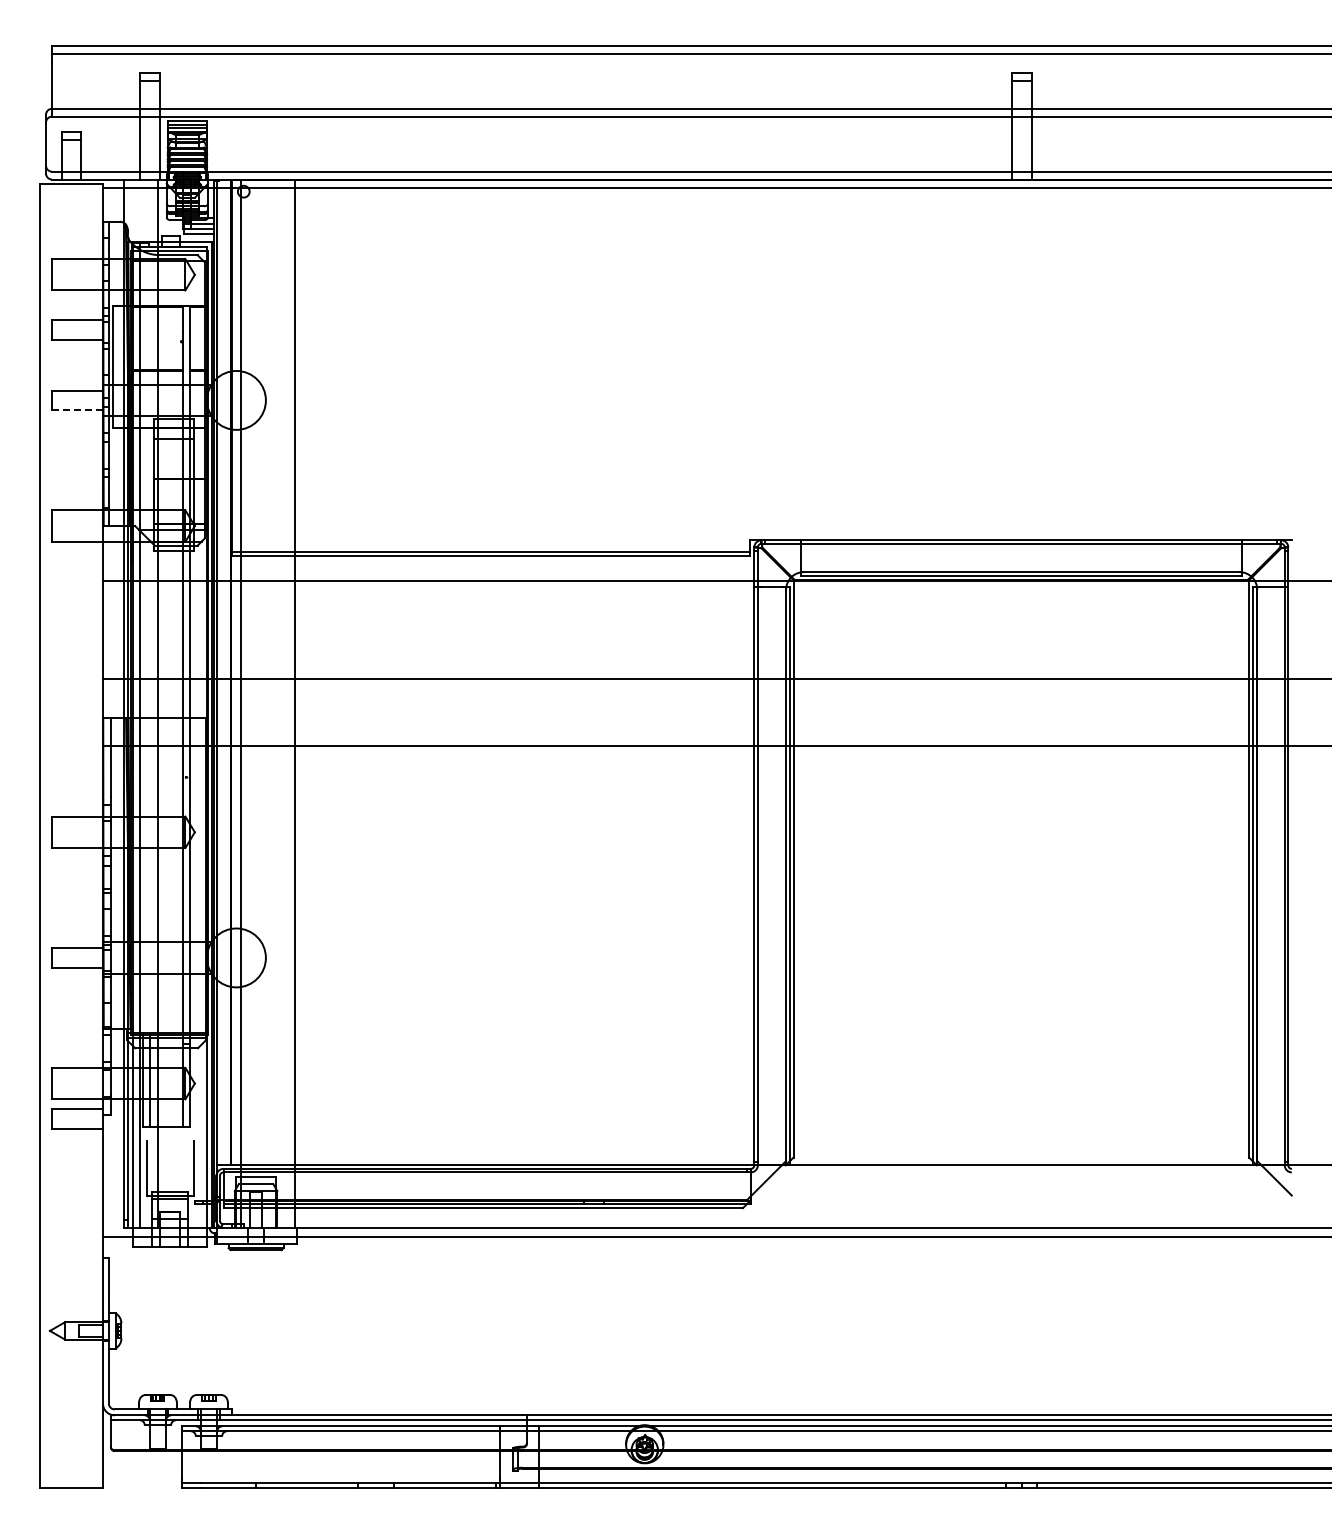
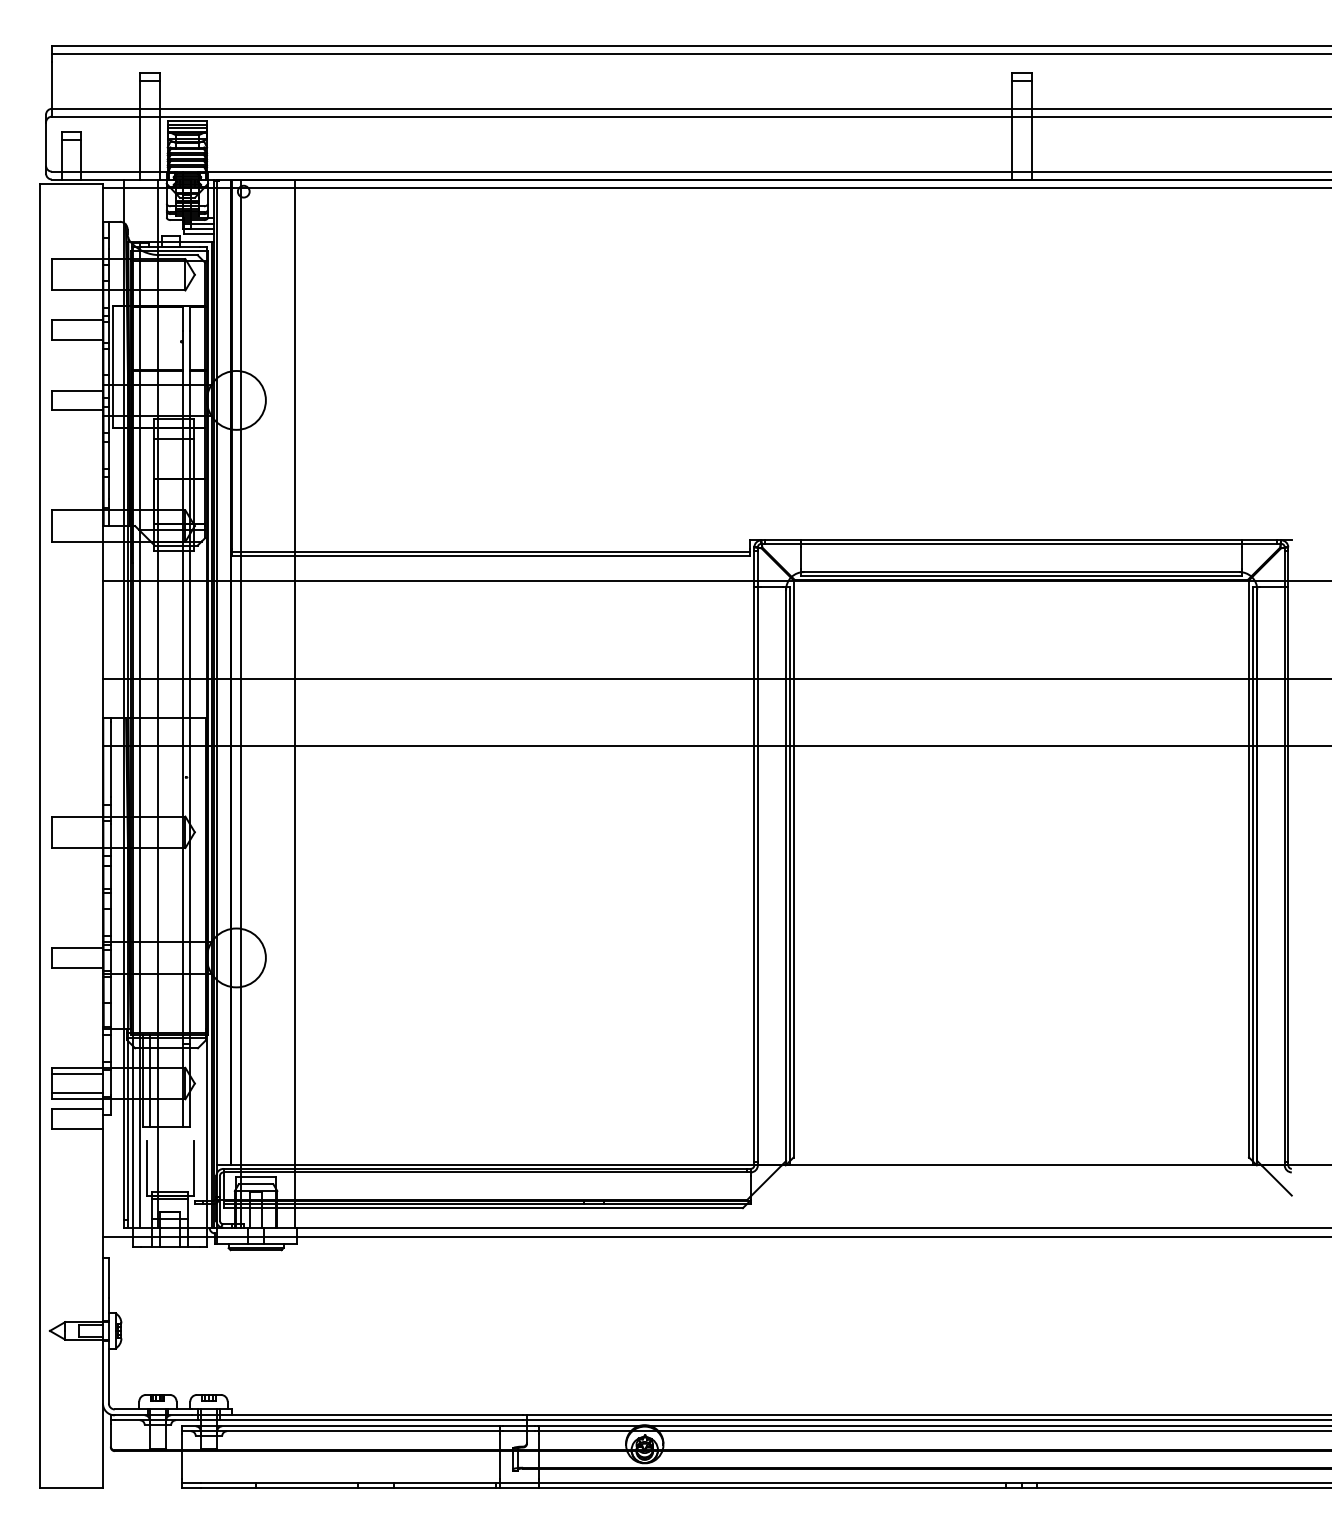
line: dashed -> solid (77, 410)
line: none -> present (76, 1073)
line: none -> present (76, 1093)
